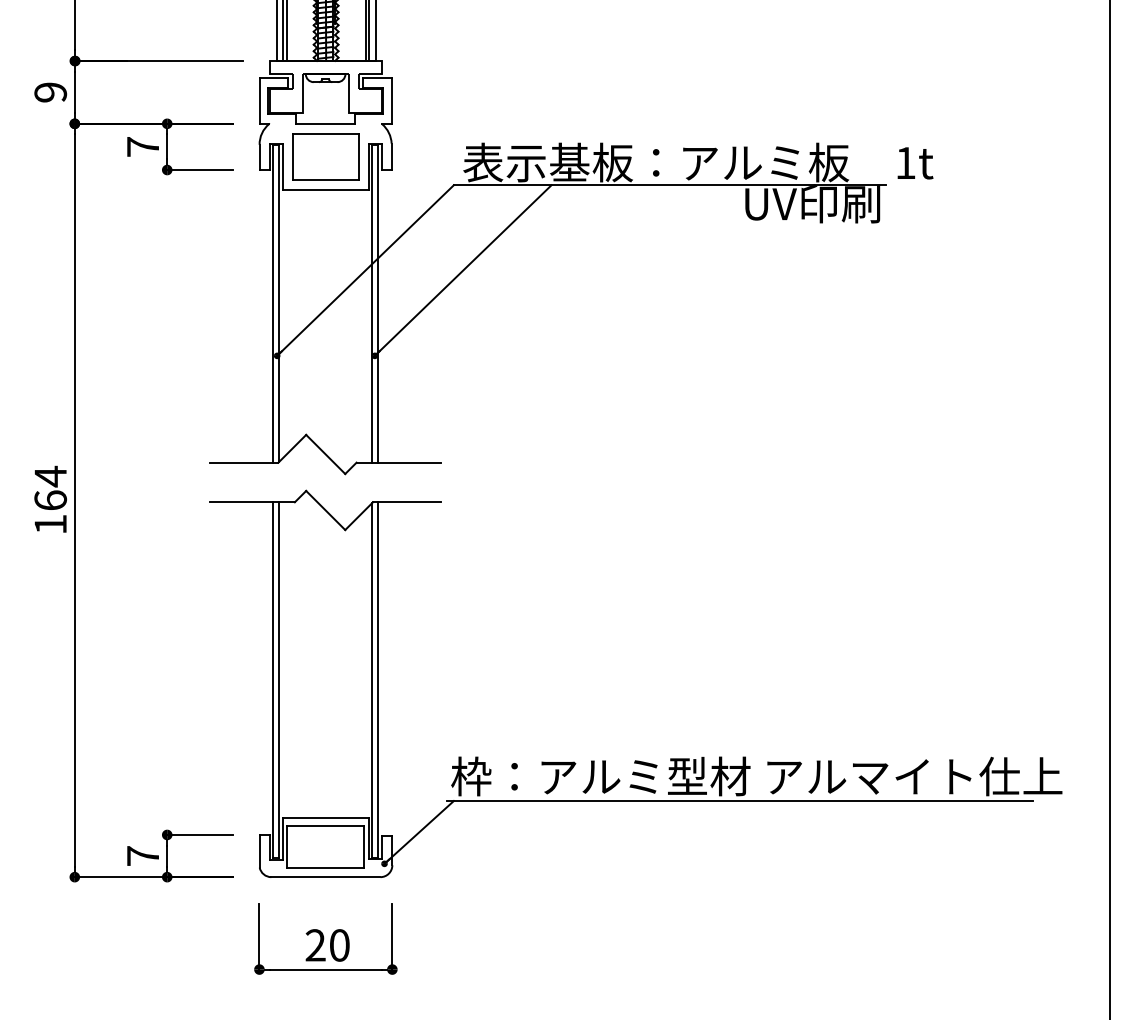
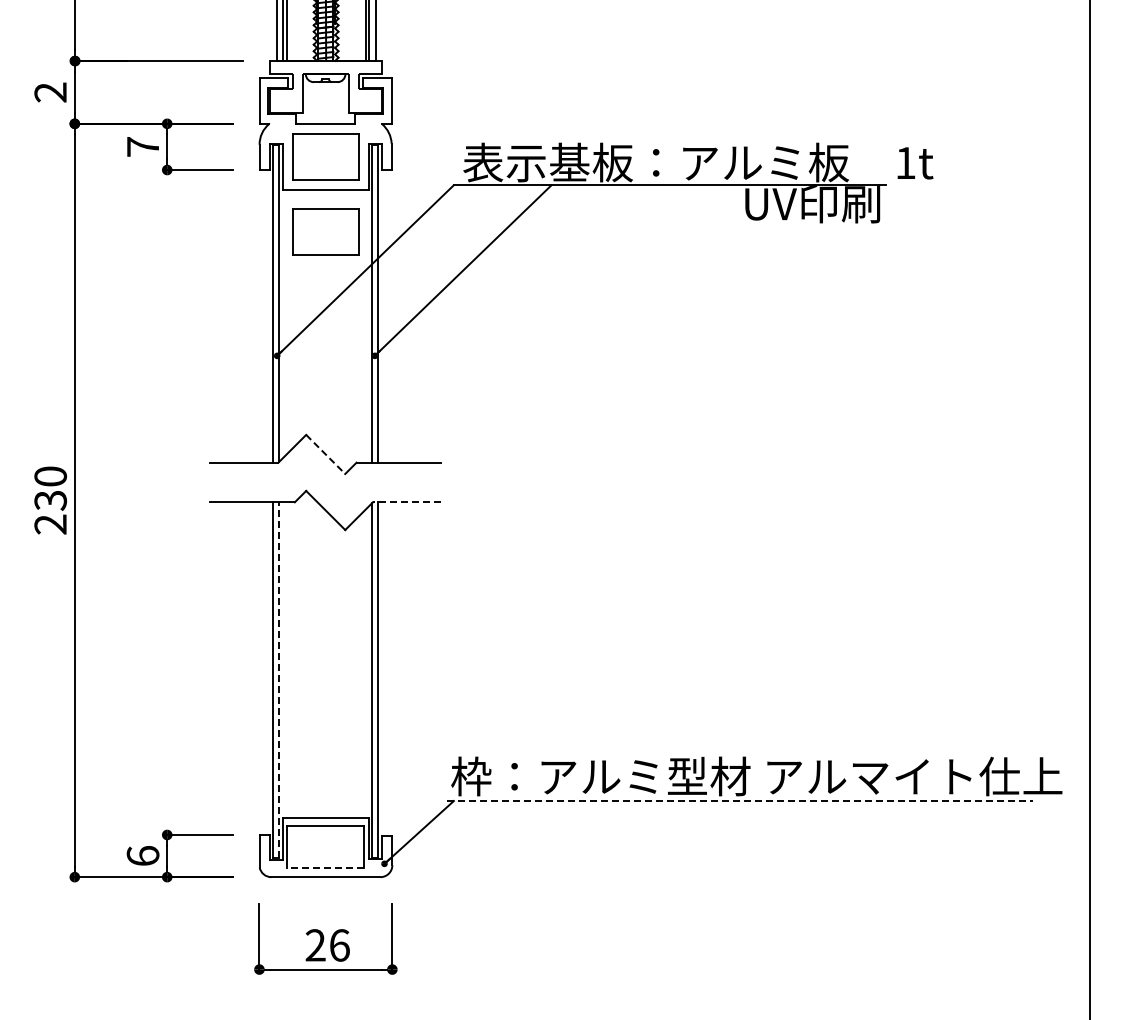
text: 9 -> 2 (50, 92)
part: none -> present (325, 231)
line: solid -> dashed (325, 454)
text: 164 -> 230 (50, 499)
line: solid -> dashed (406, 502)
line position: (1109, 509) -> (1089, 509) (1089, 509)
line: solid -> dashed (279, 680)
line: solid -> dashed (739, 801)
text: 7 -> 6 (142, 855)
line: solid -> dashed (325, 868)
text: 20 -> 26 (339, 945)
